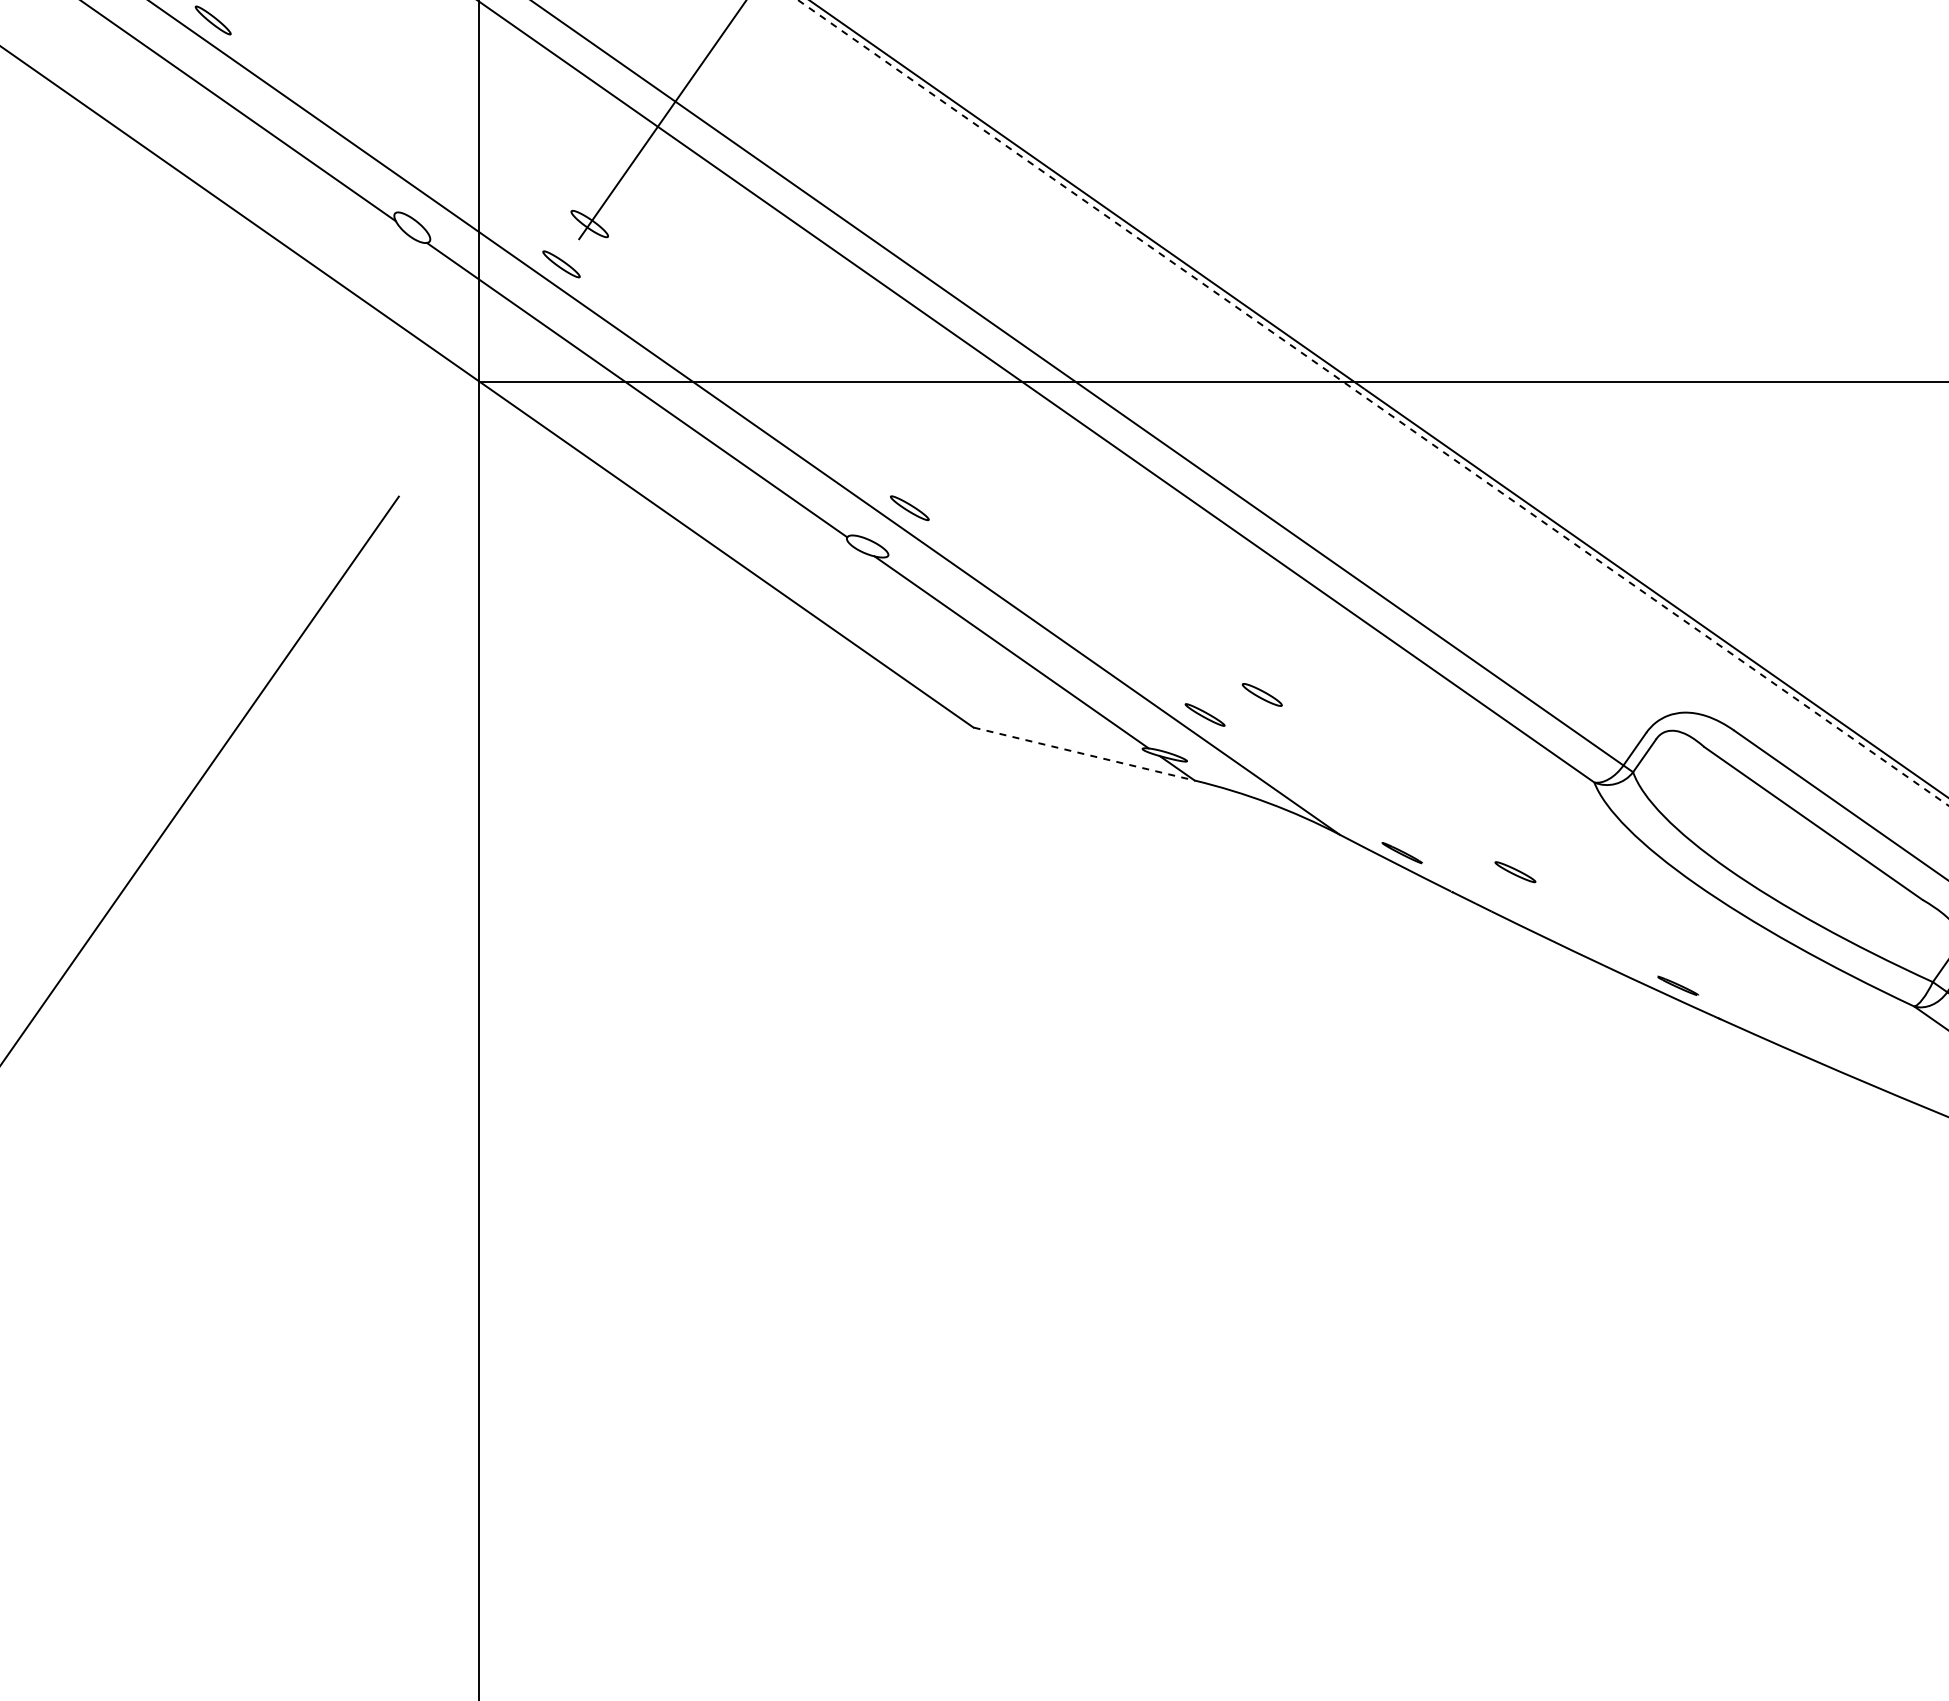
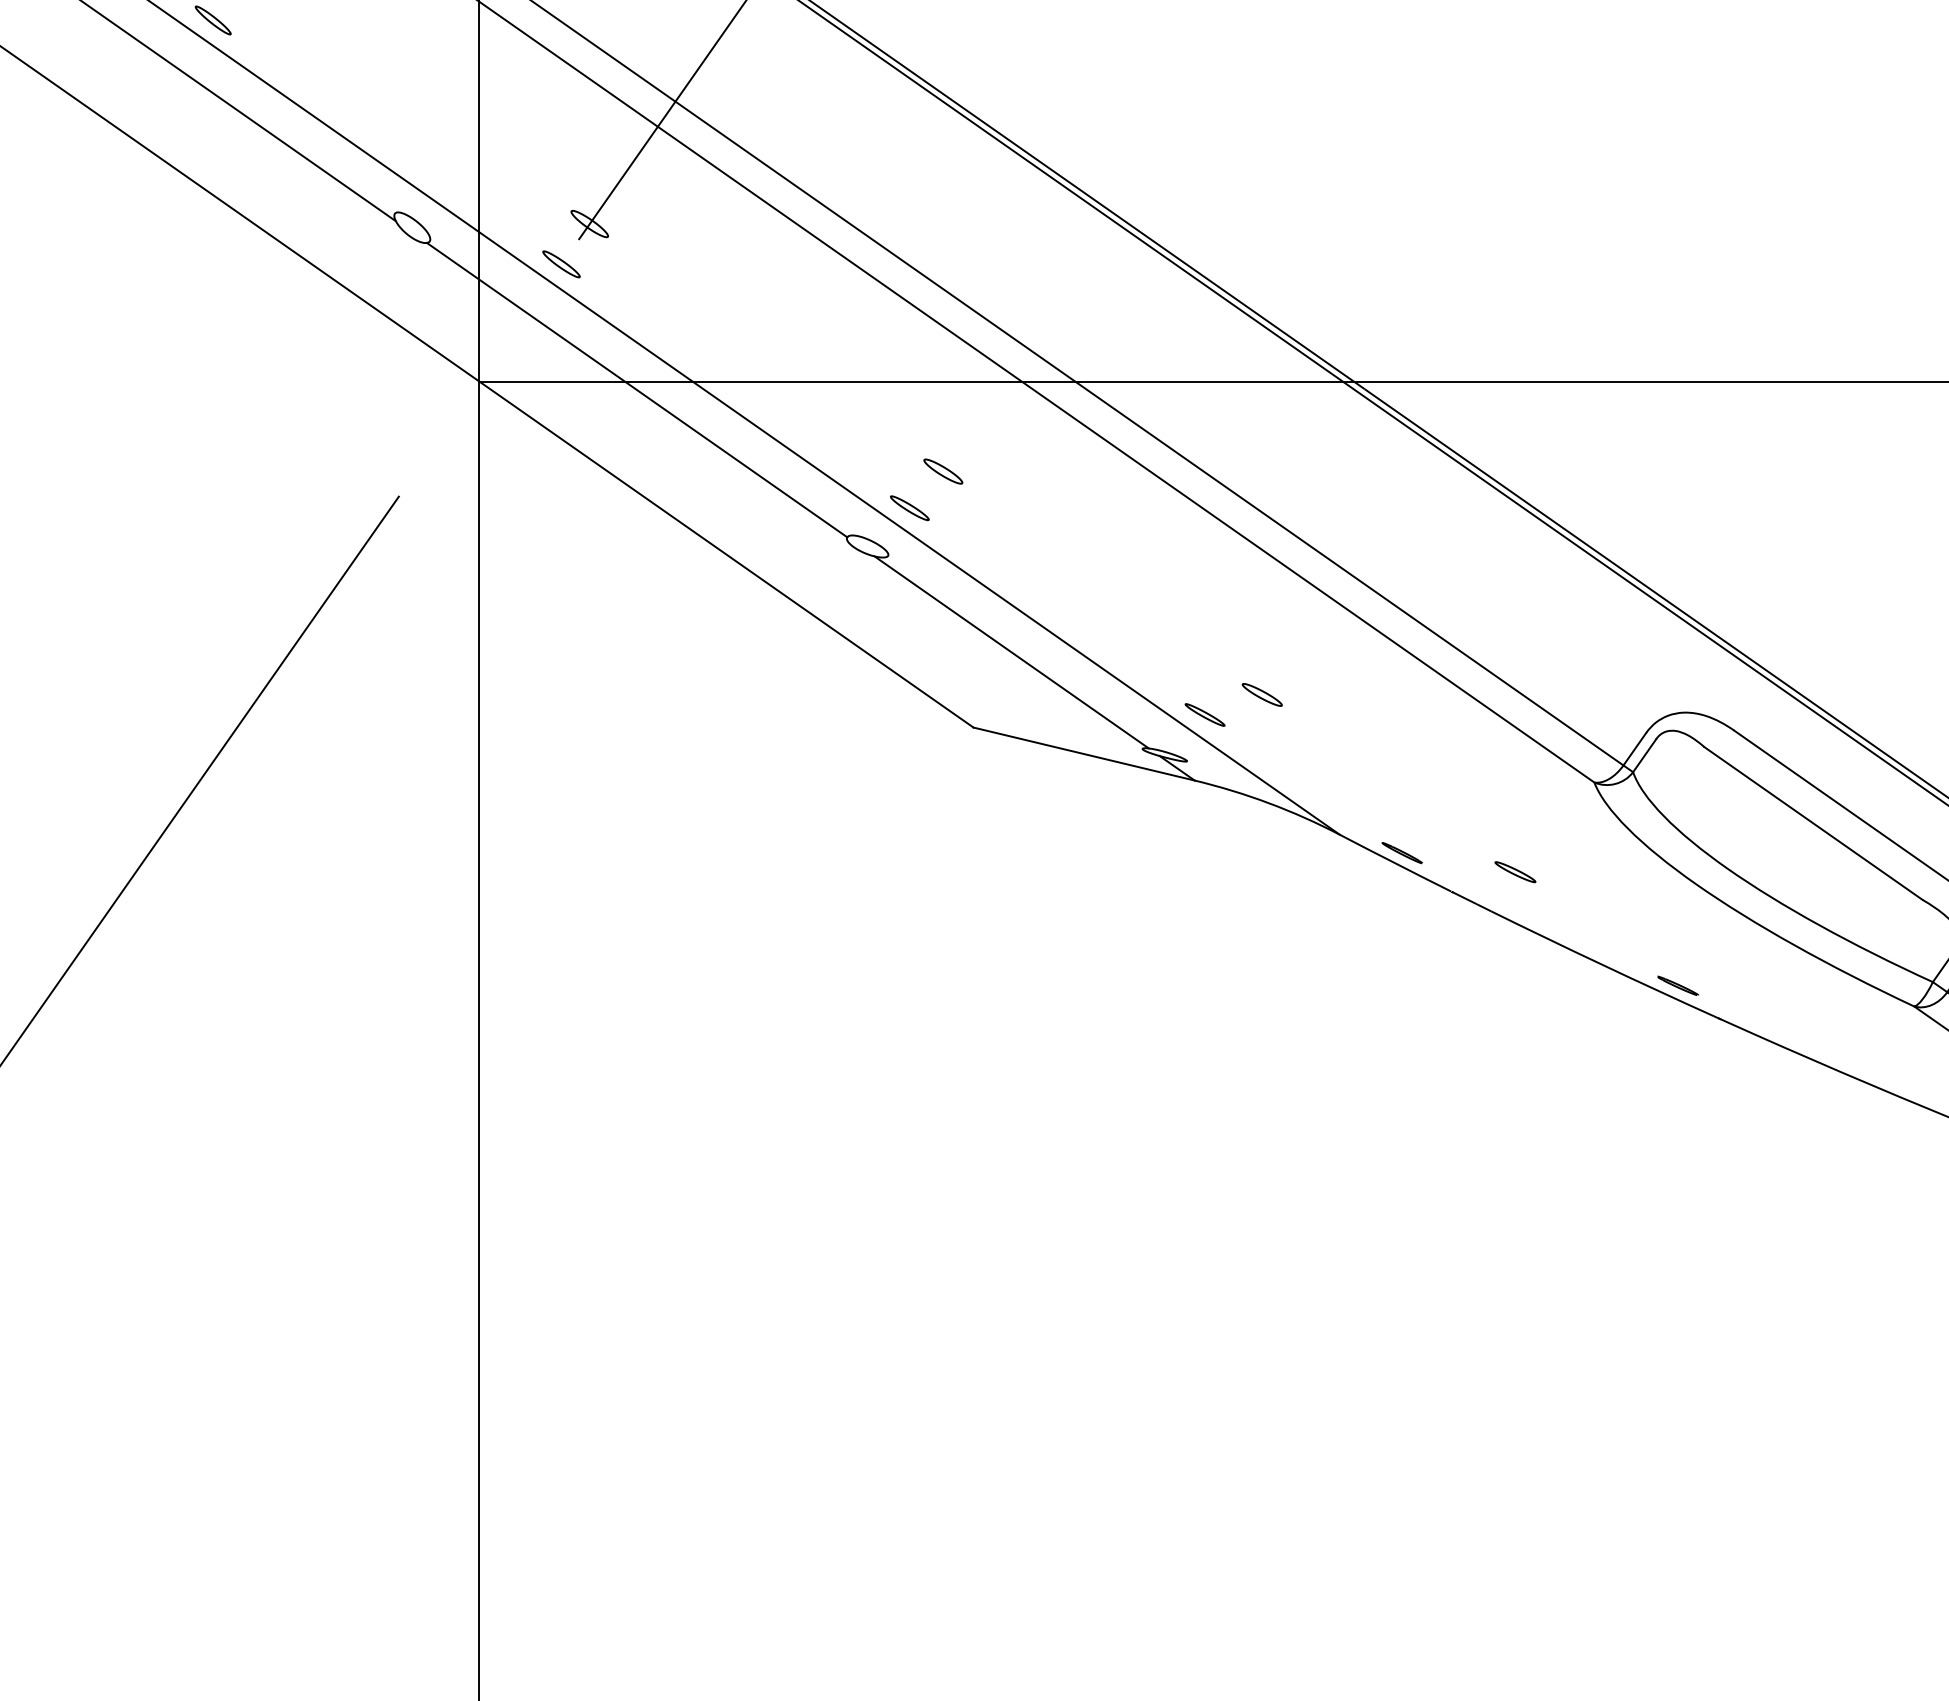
line: dashed -> solid (1372, 402)
part: none -> present (943, 471)
line: dashed -> solid (1084, 754)
